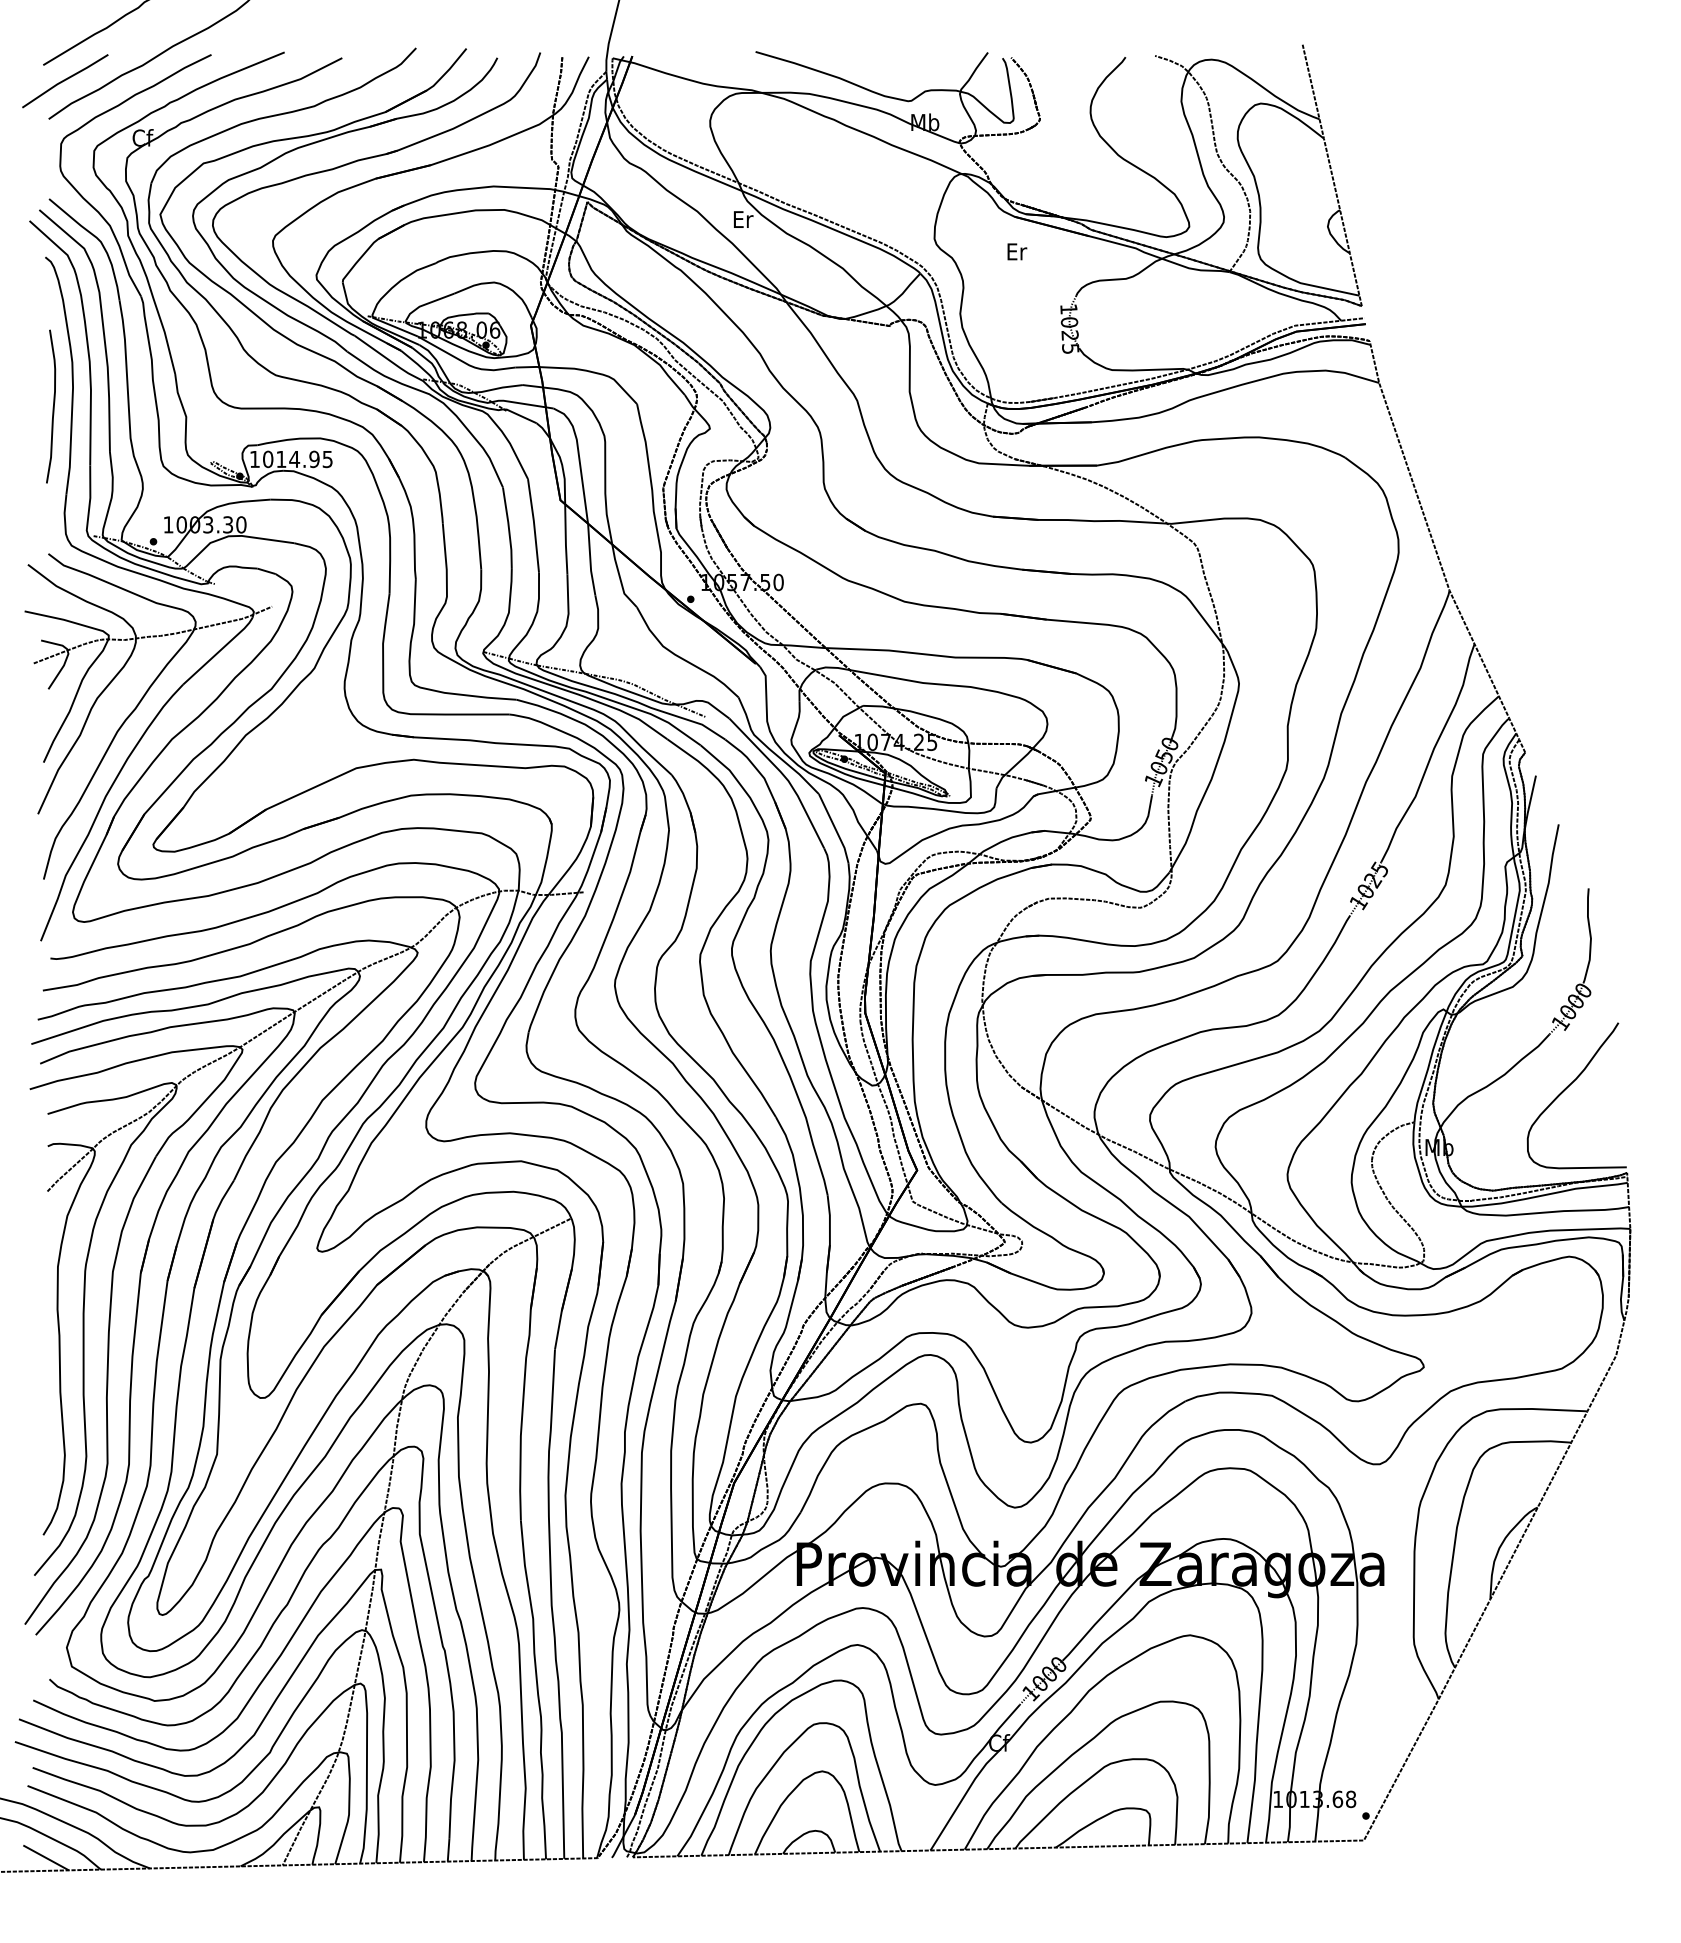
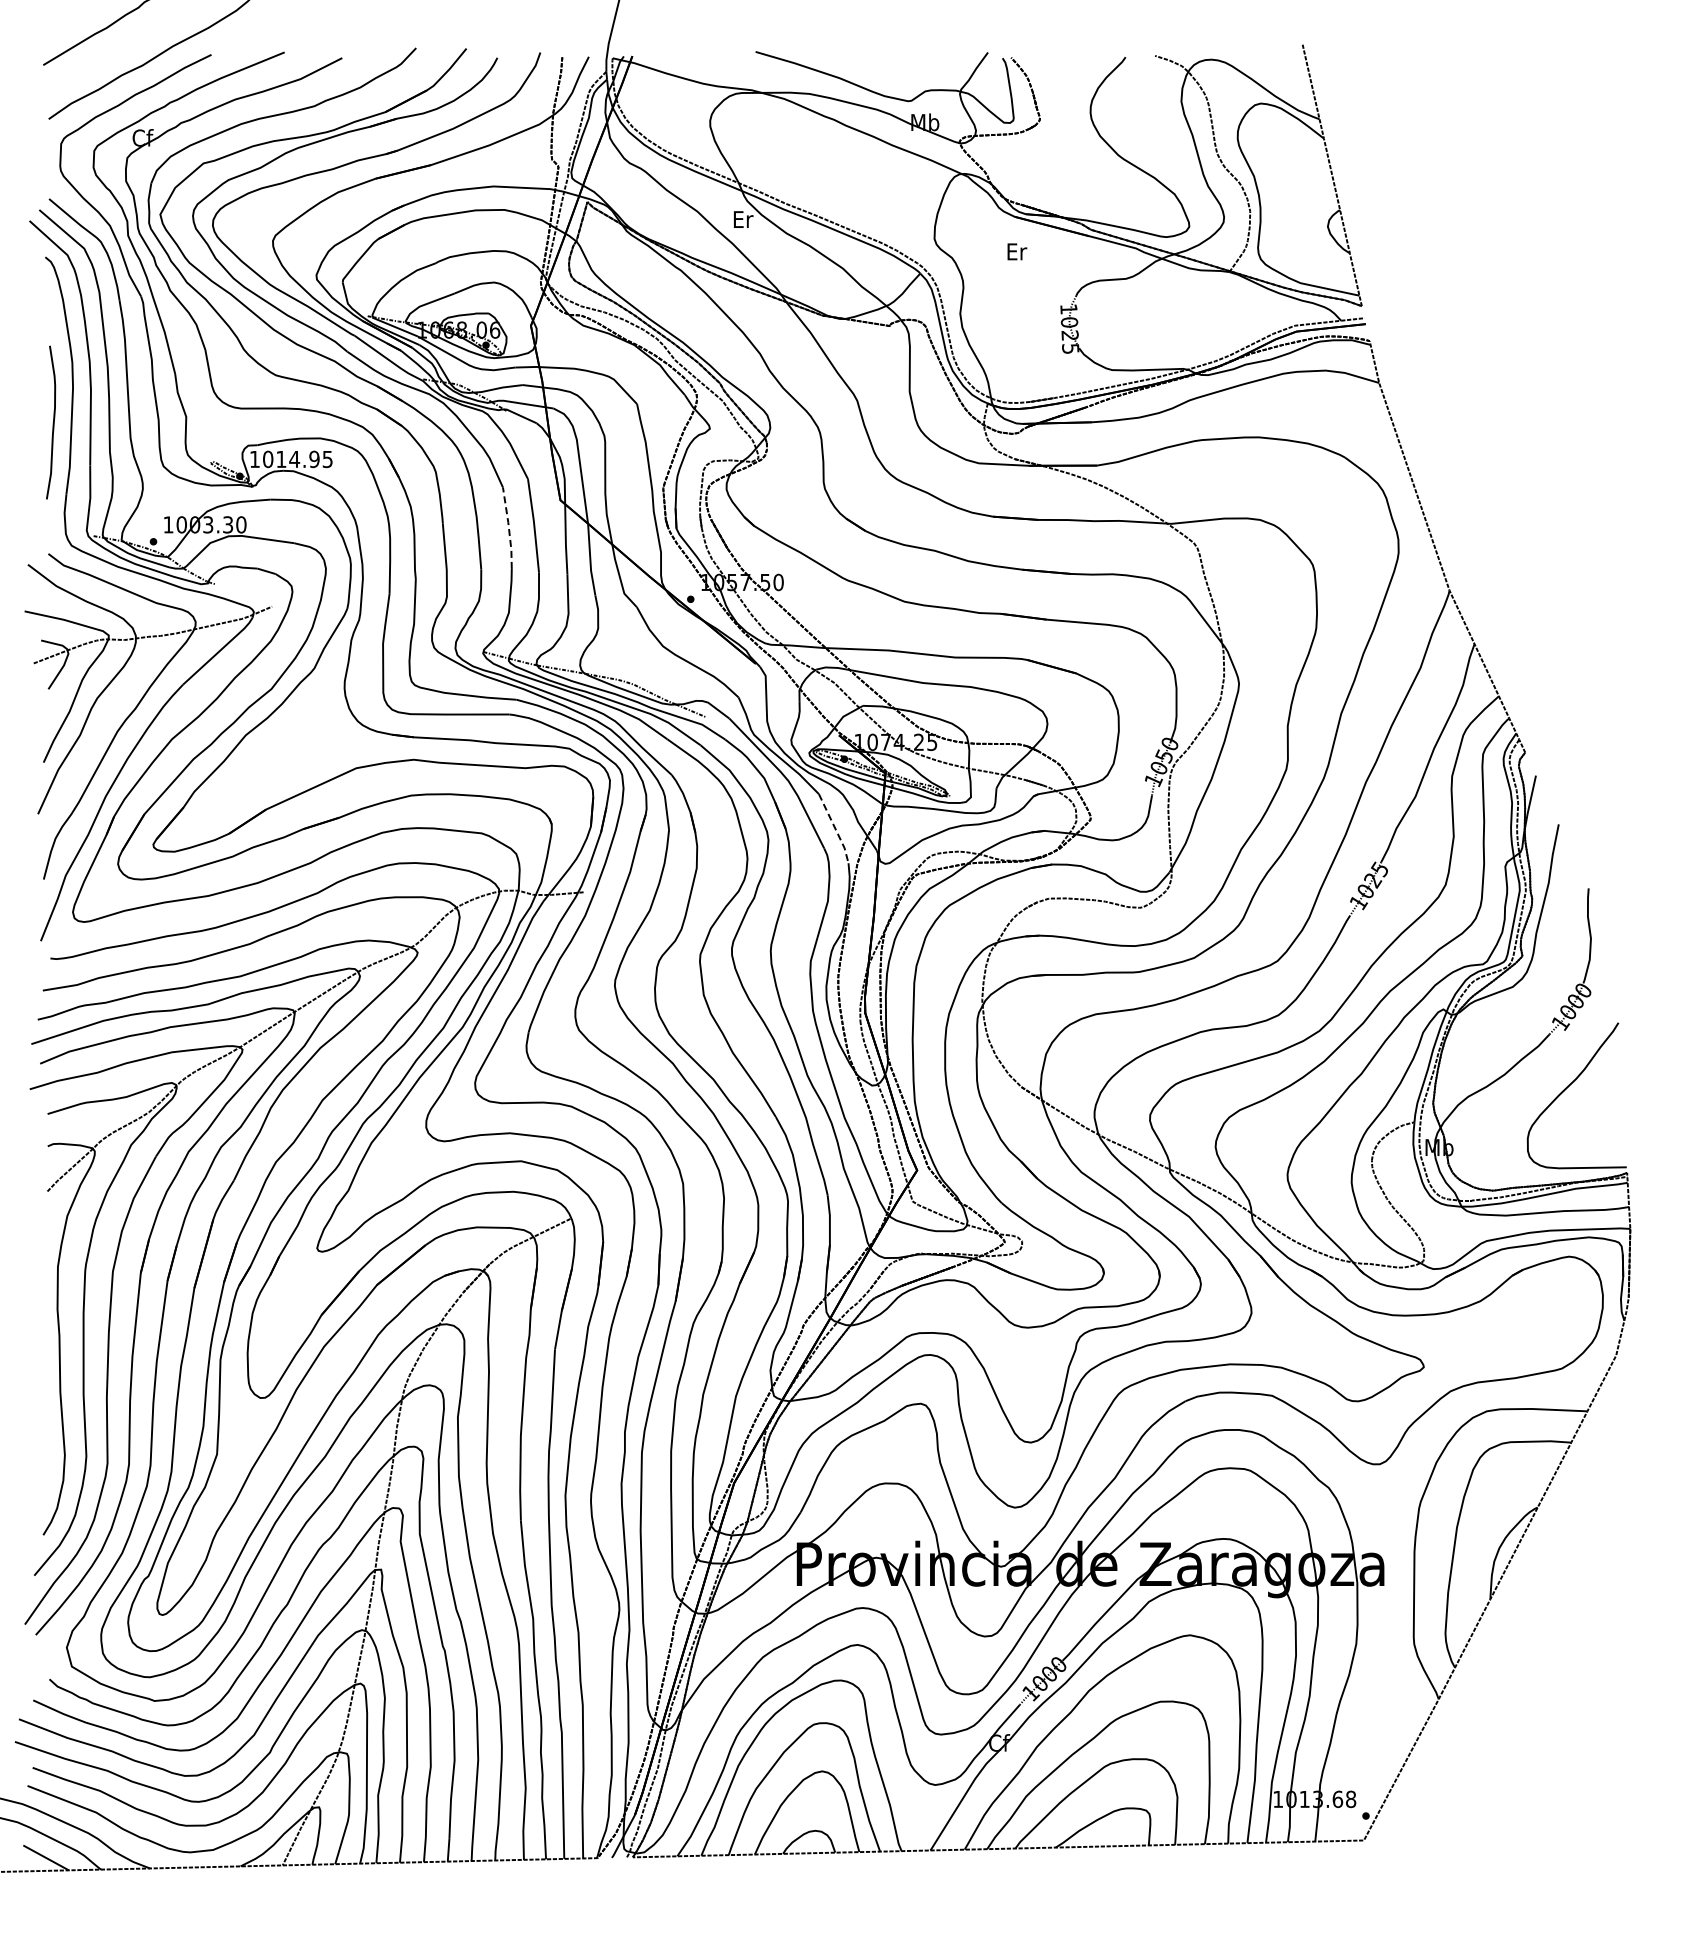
line: present -> none (65, 80)
curve position: (52, 407) -> (52, 423) (52, 423)
line: solid -> dashed (508, 527)
line: solid -> dashed (835, 829)
